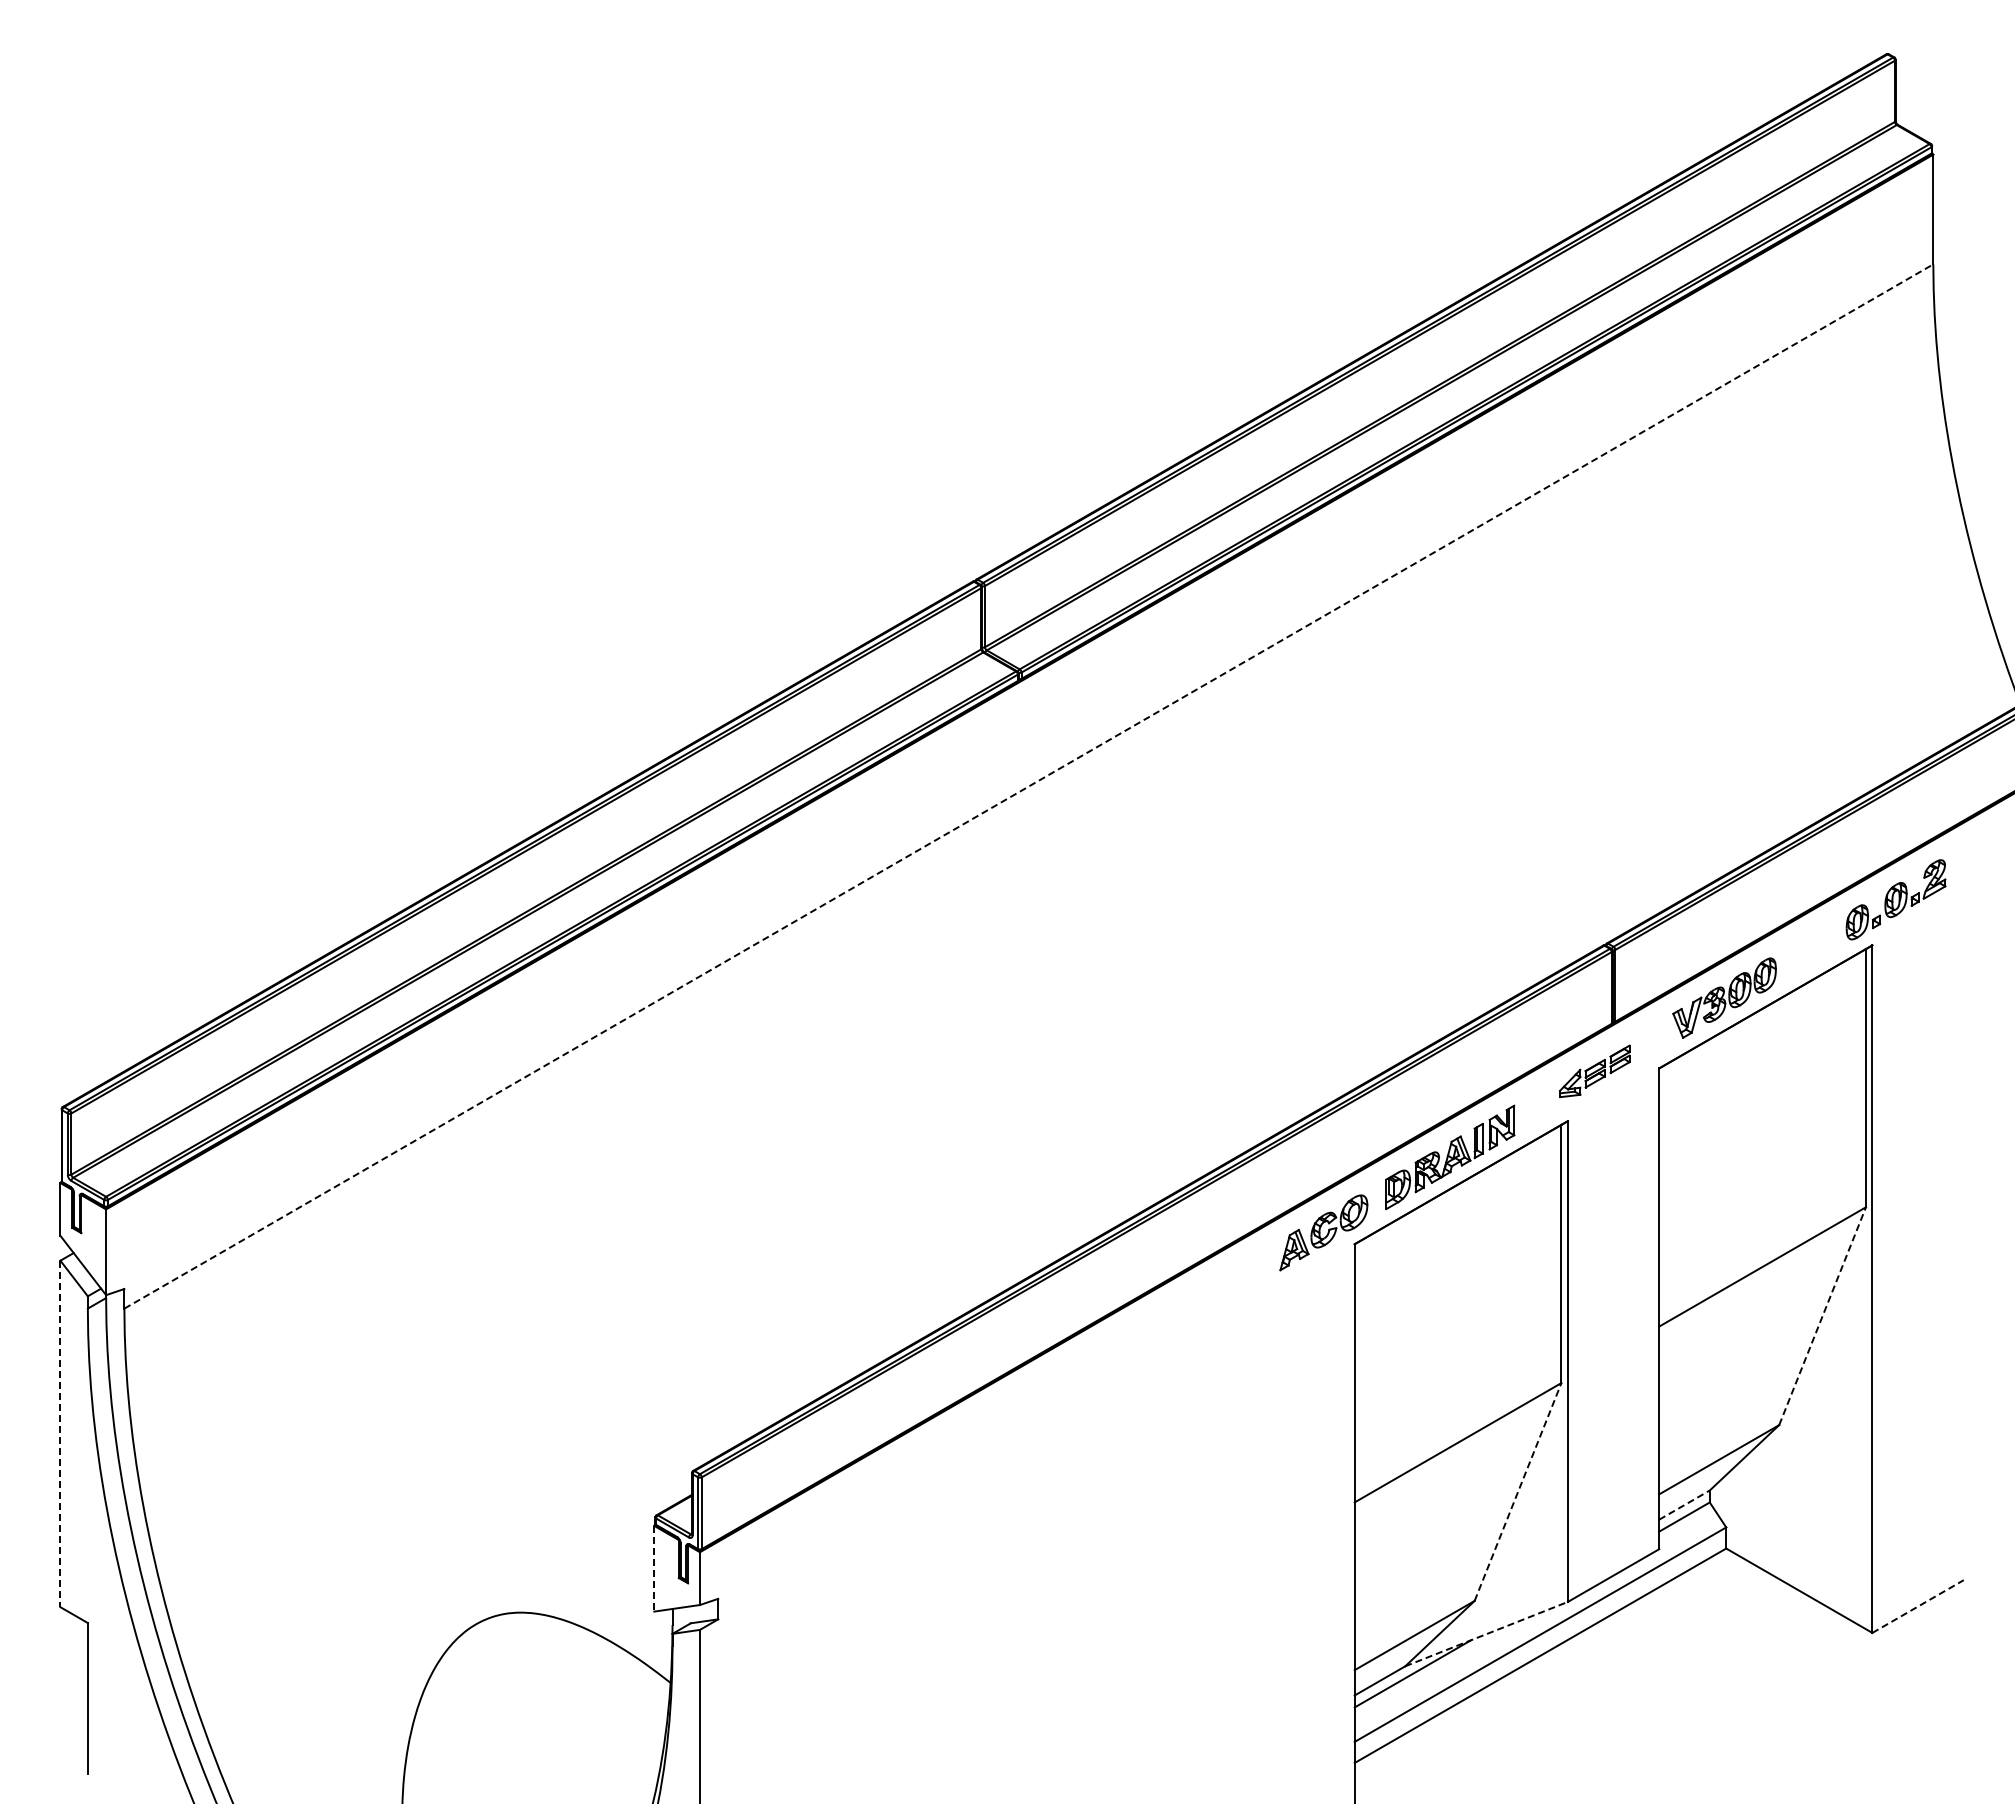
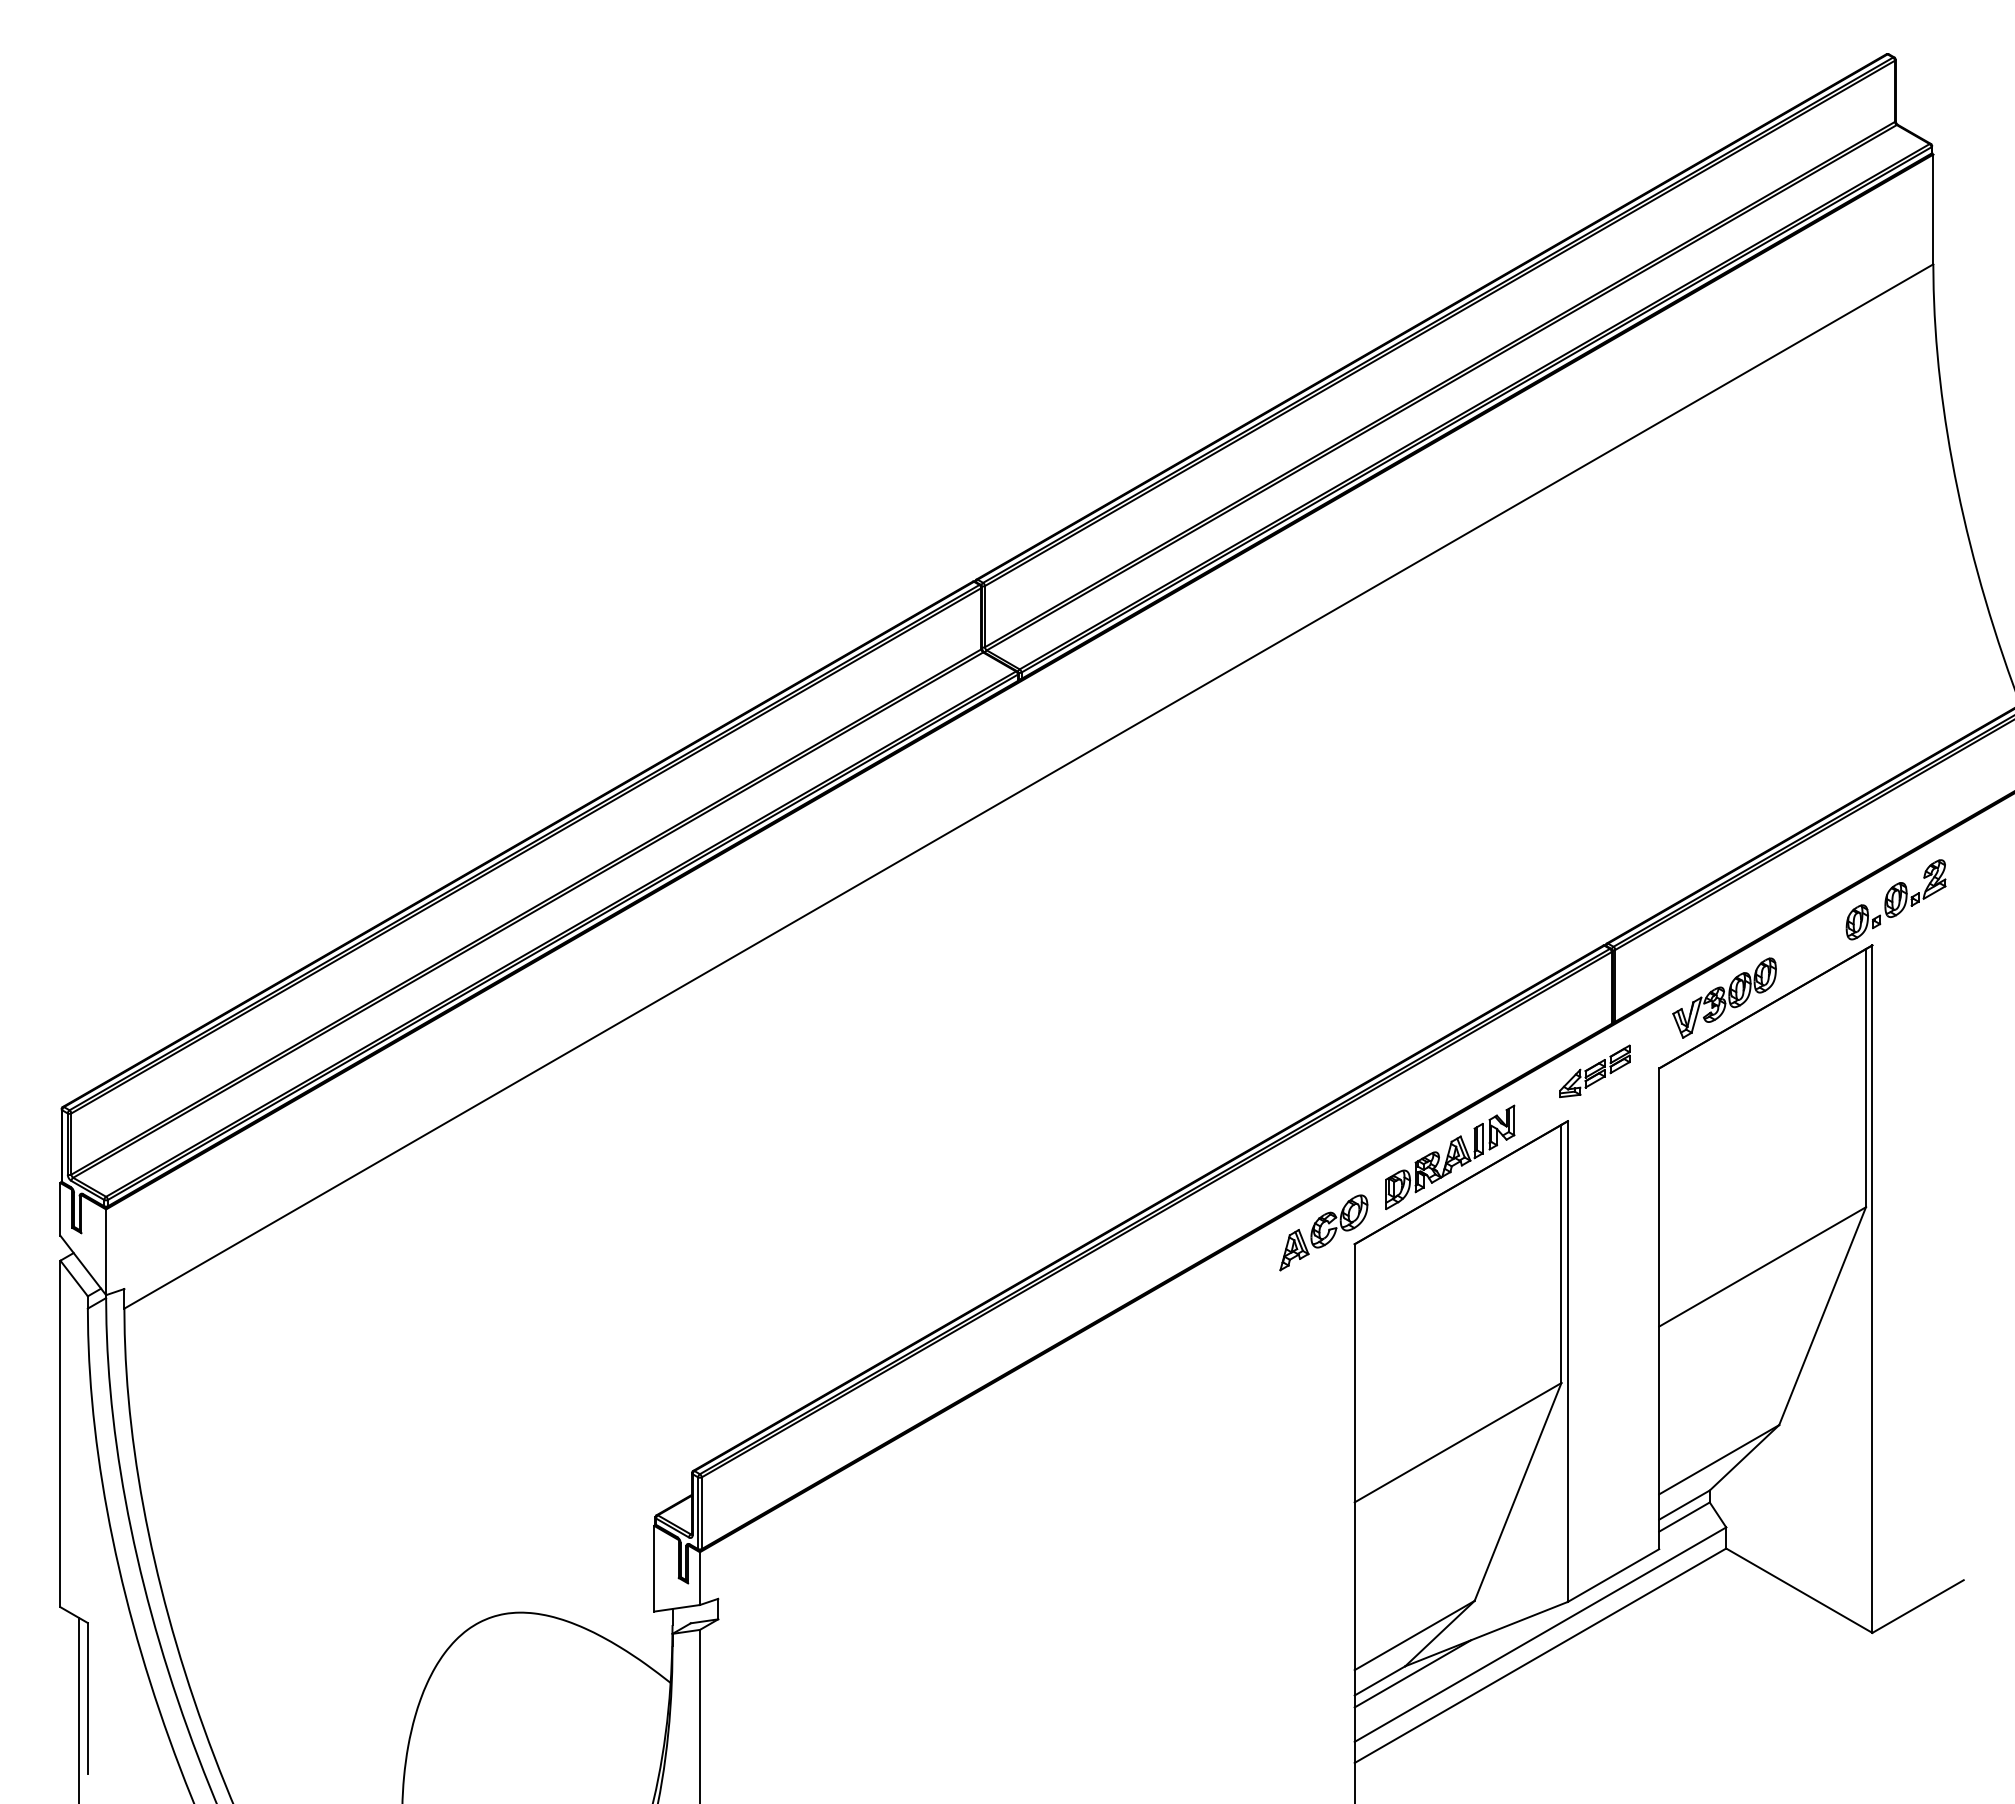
line: dashed -> solid (1029, 786)
line: dashed -> solid (1822, 1315)
line: dashed -> solid (60, 1434)
line: dashed -> solid (1518, 1491)
line: dashed -> solid (1684, 1504)
line: dashed -> solid (654, 1568)
line: dashed -> solid (1918, 1606)
line: dashed -> solid (1487, 1633)
line: none -> present (78, 1708)
